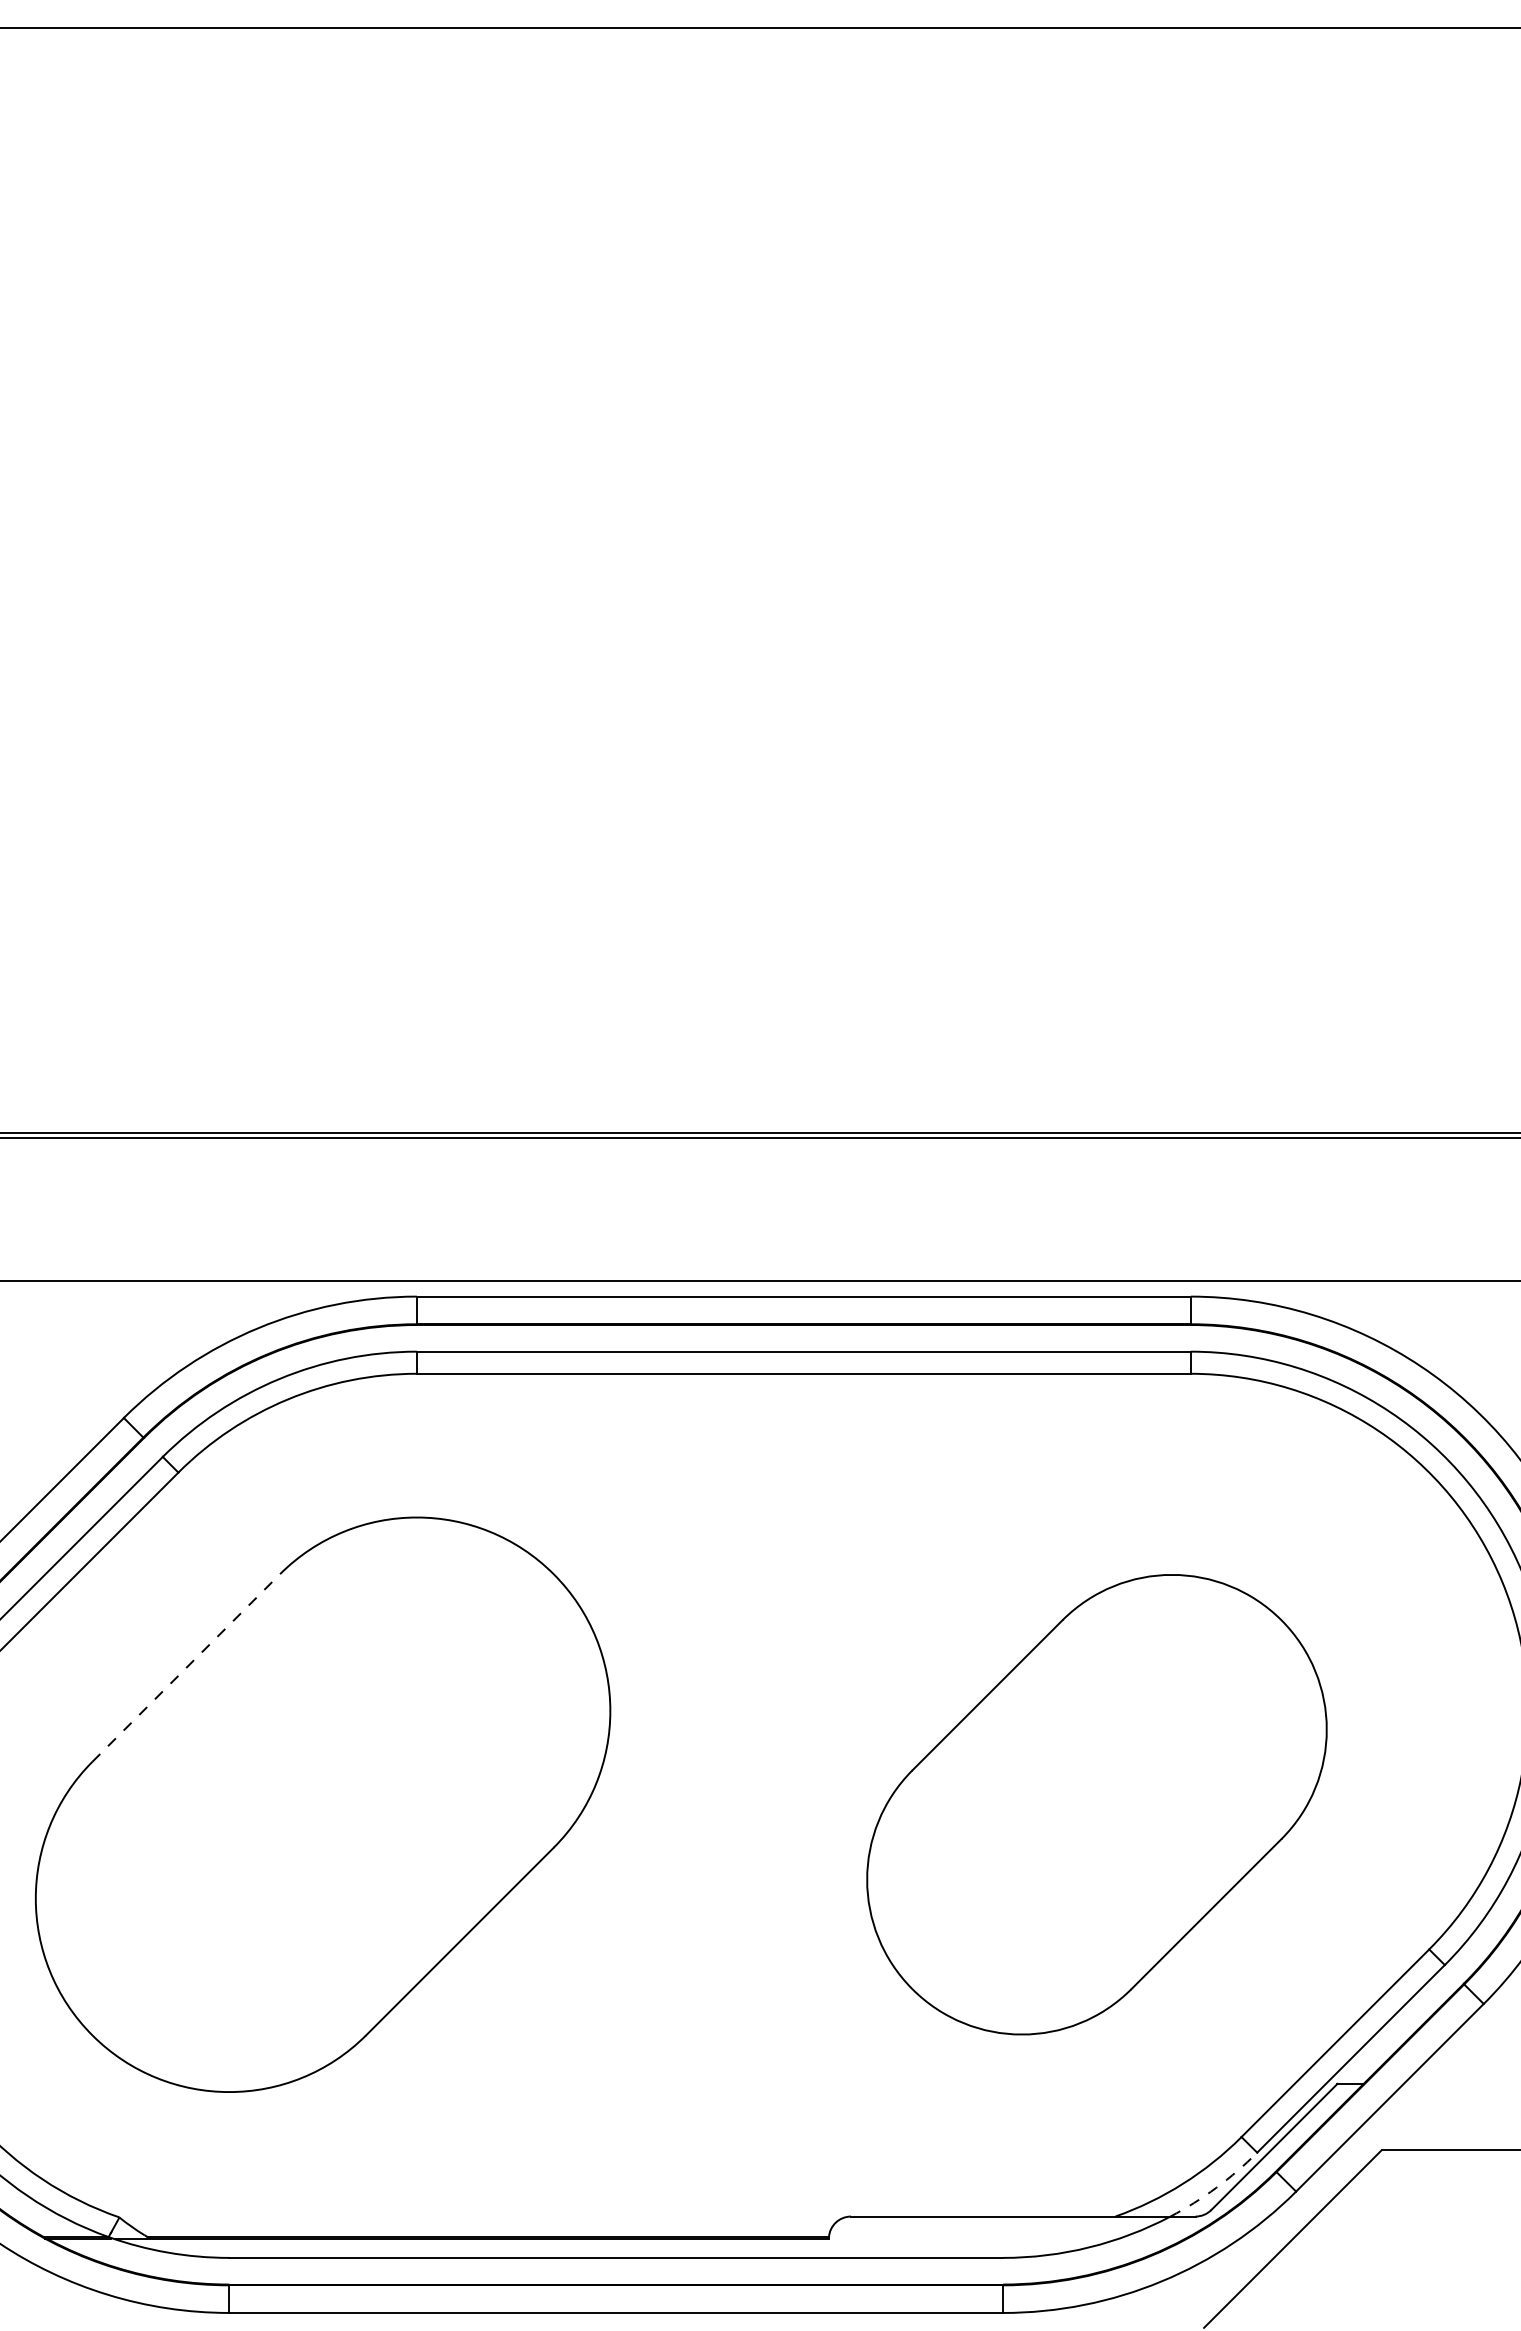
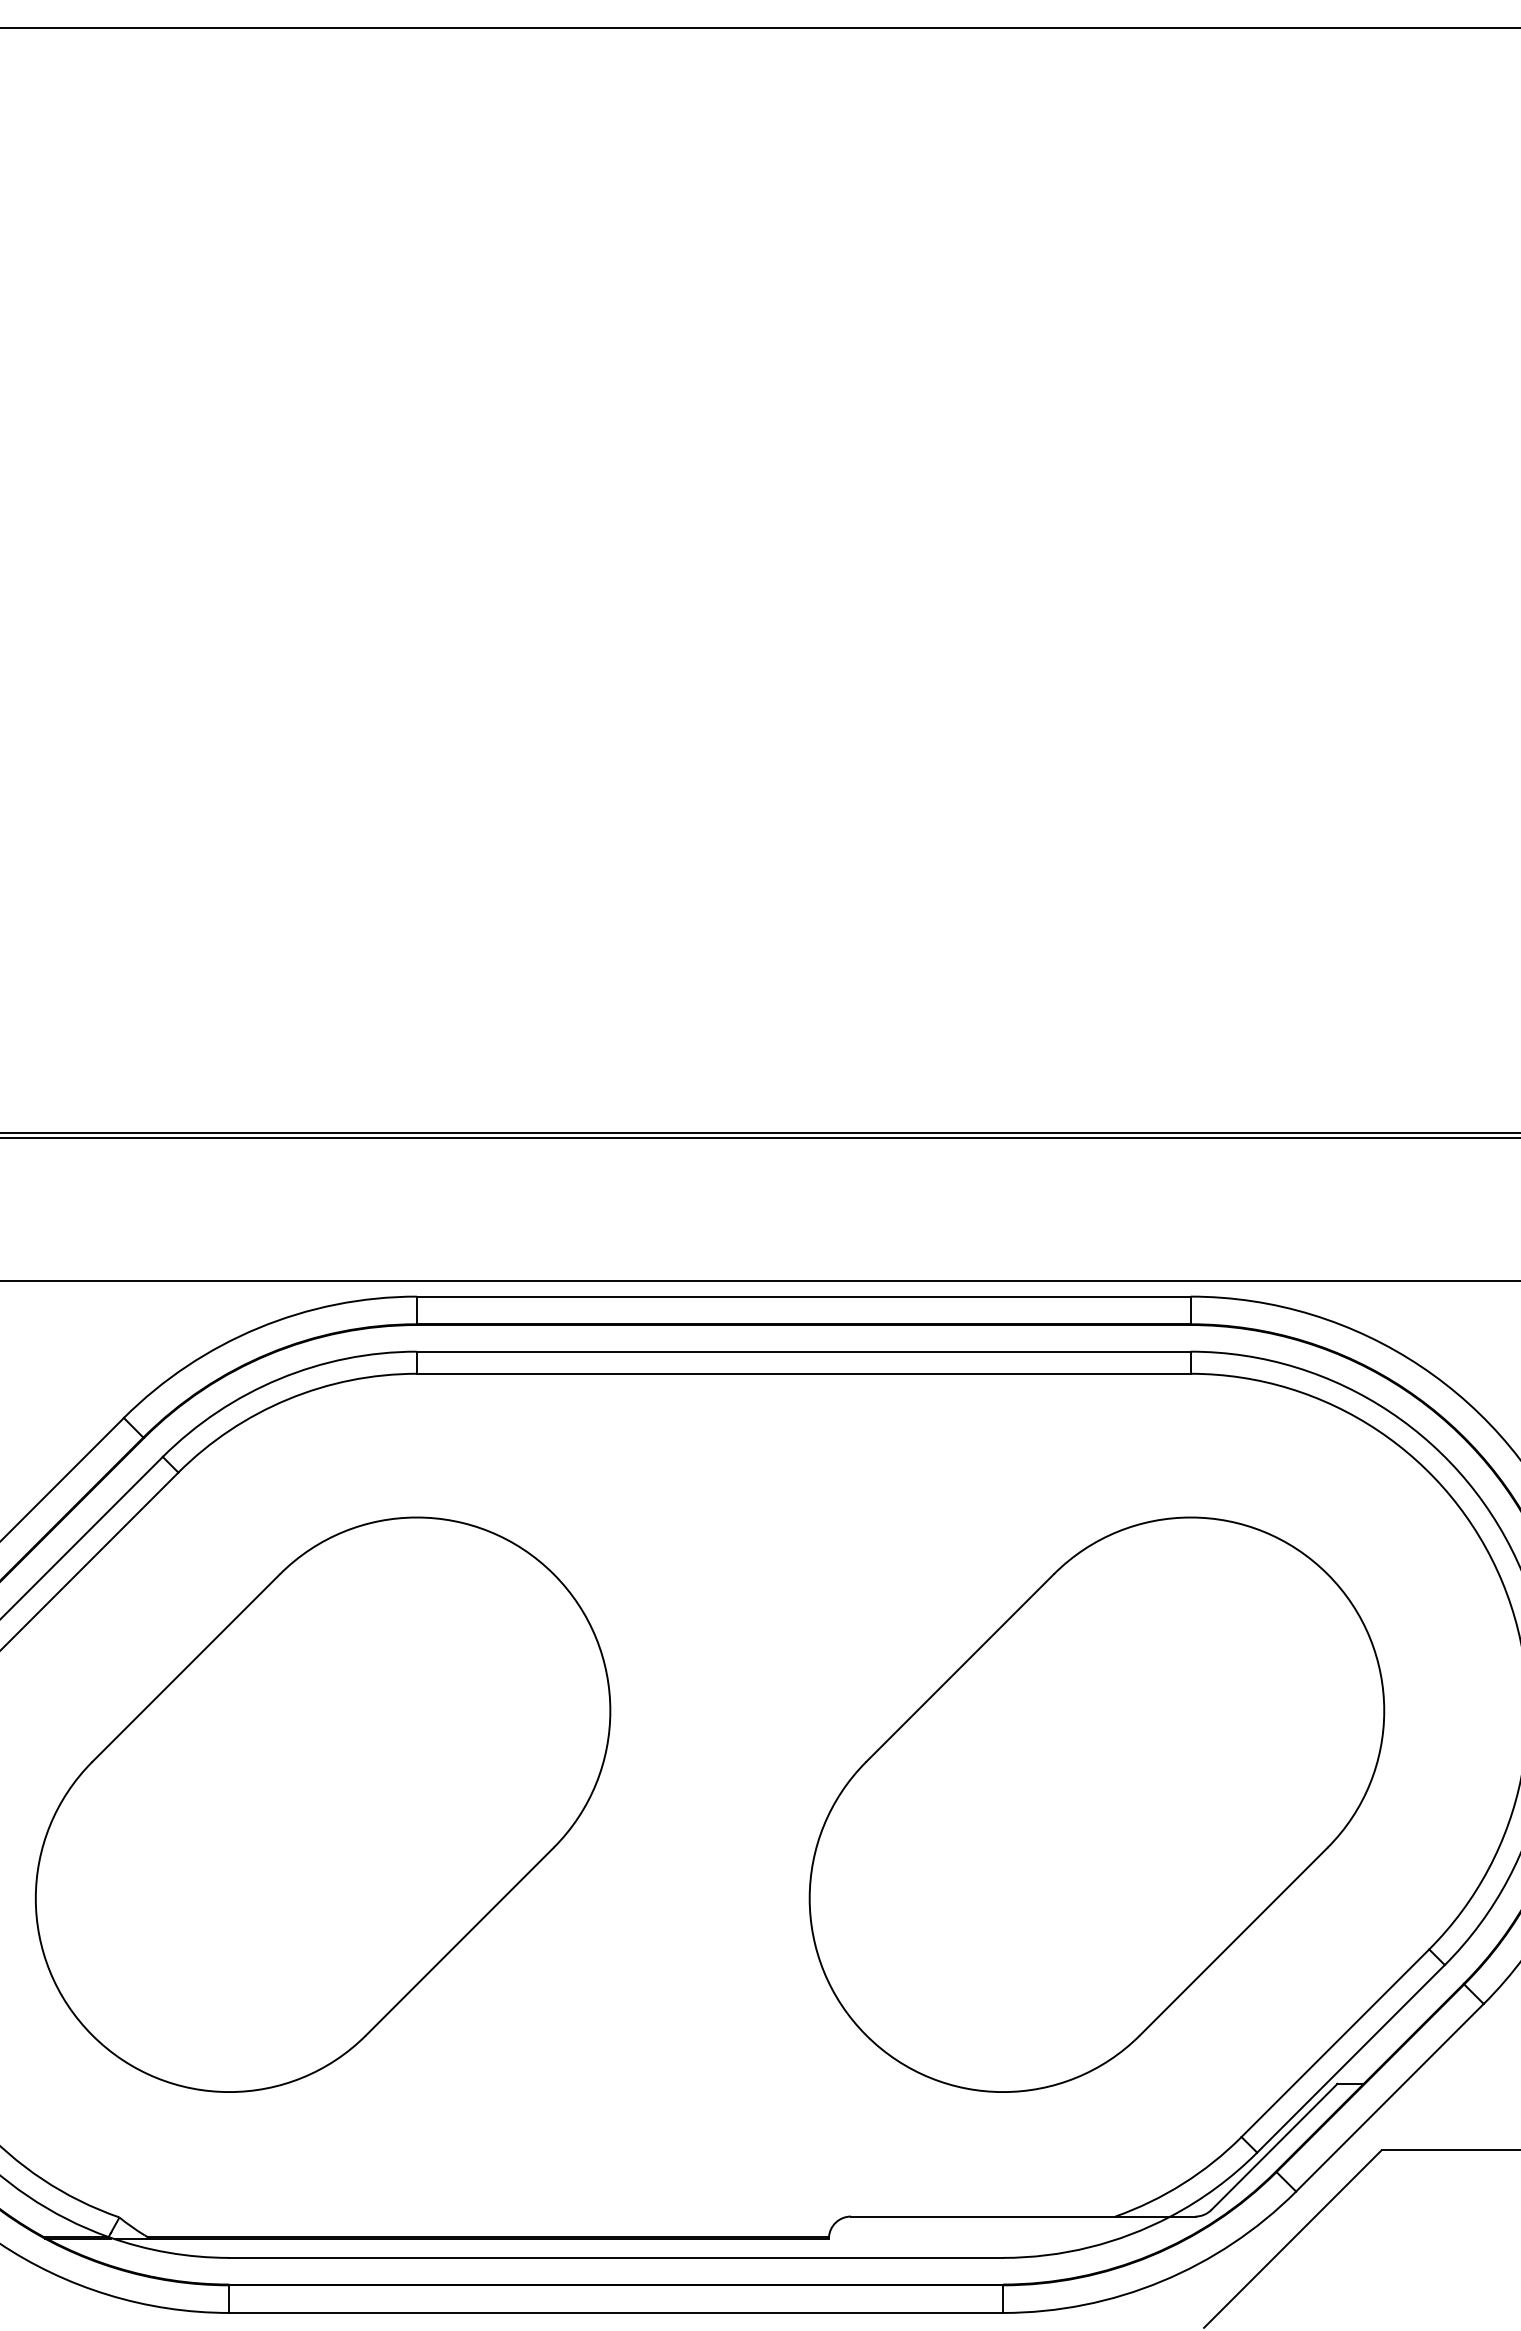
line: dashed -> solid (186, 1668)
part size: 462x462 px -> 578x577 px (1096, 1804)
arc: dashed -> solid (1216, 2187)
